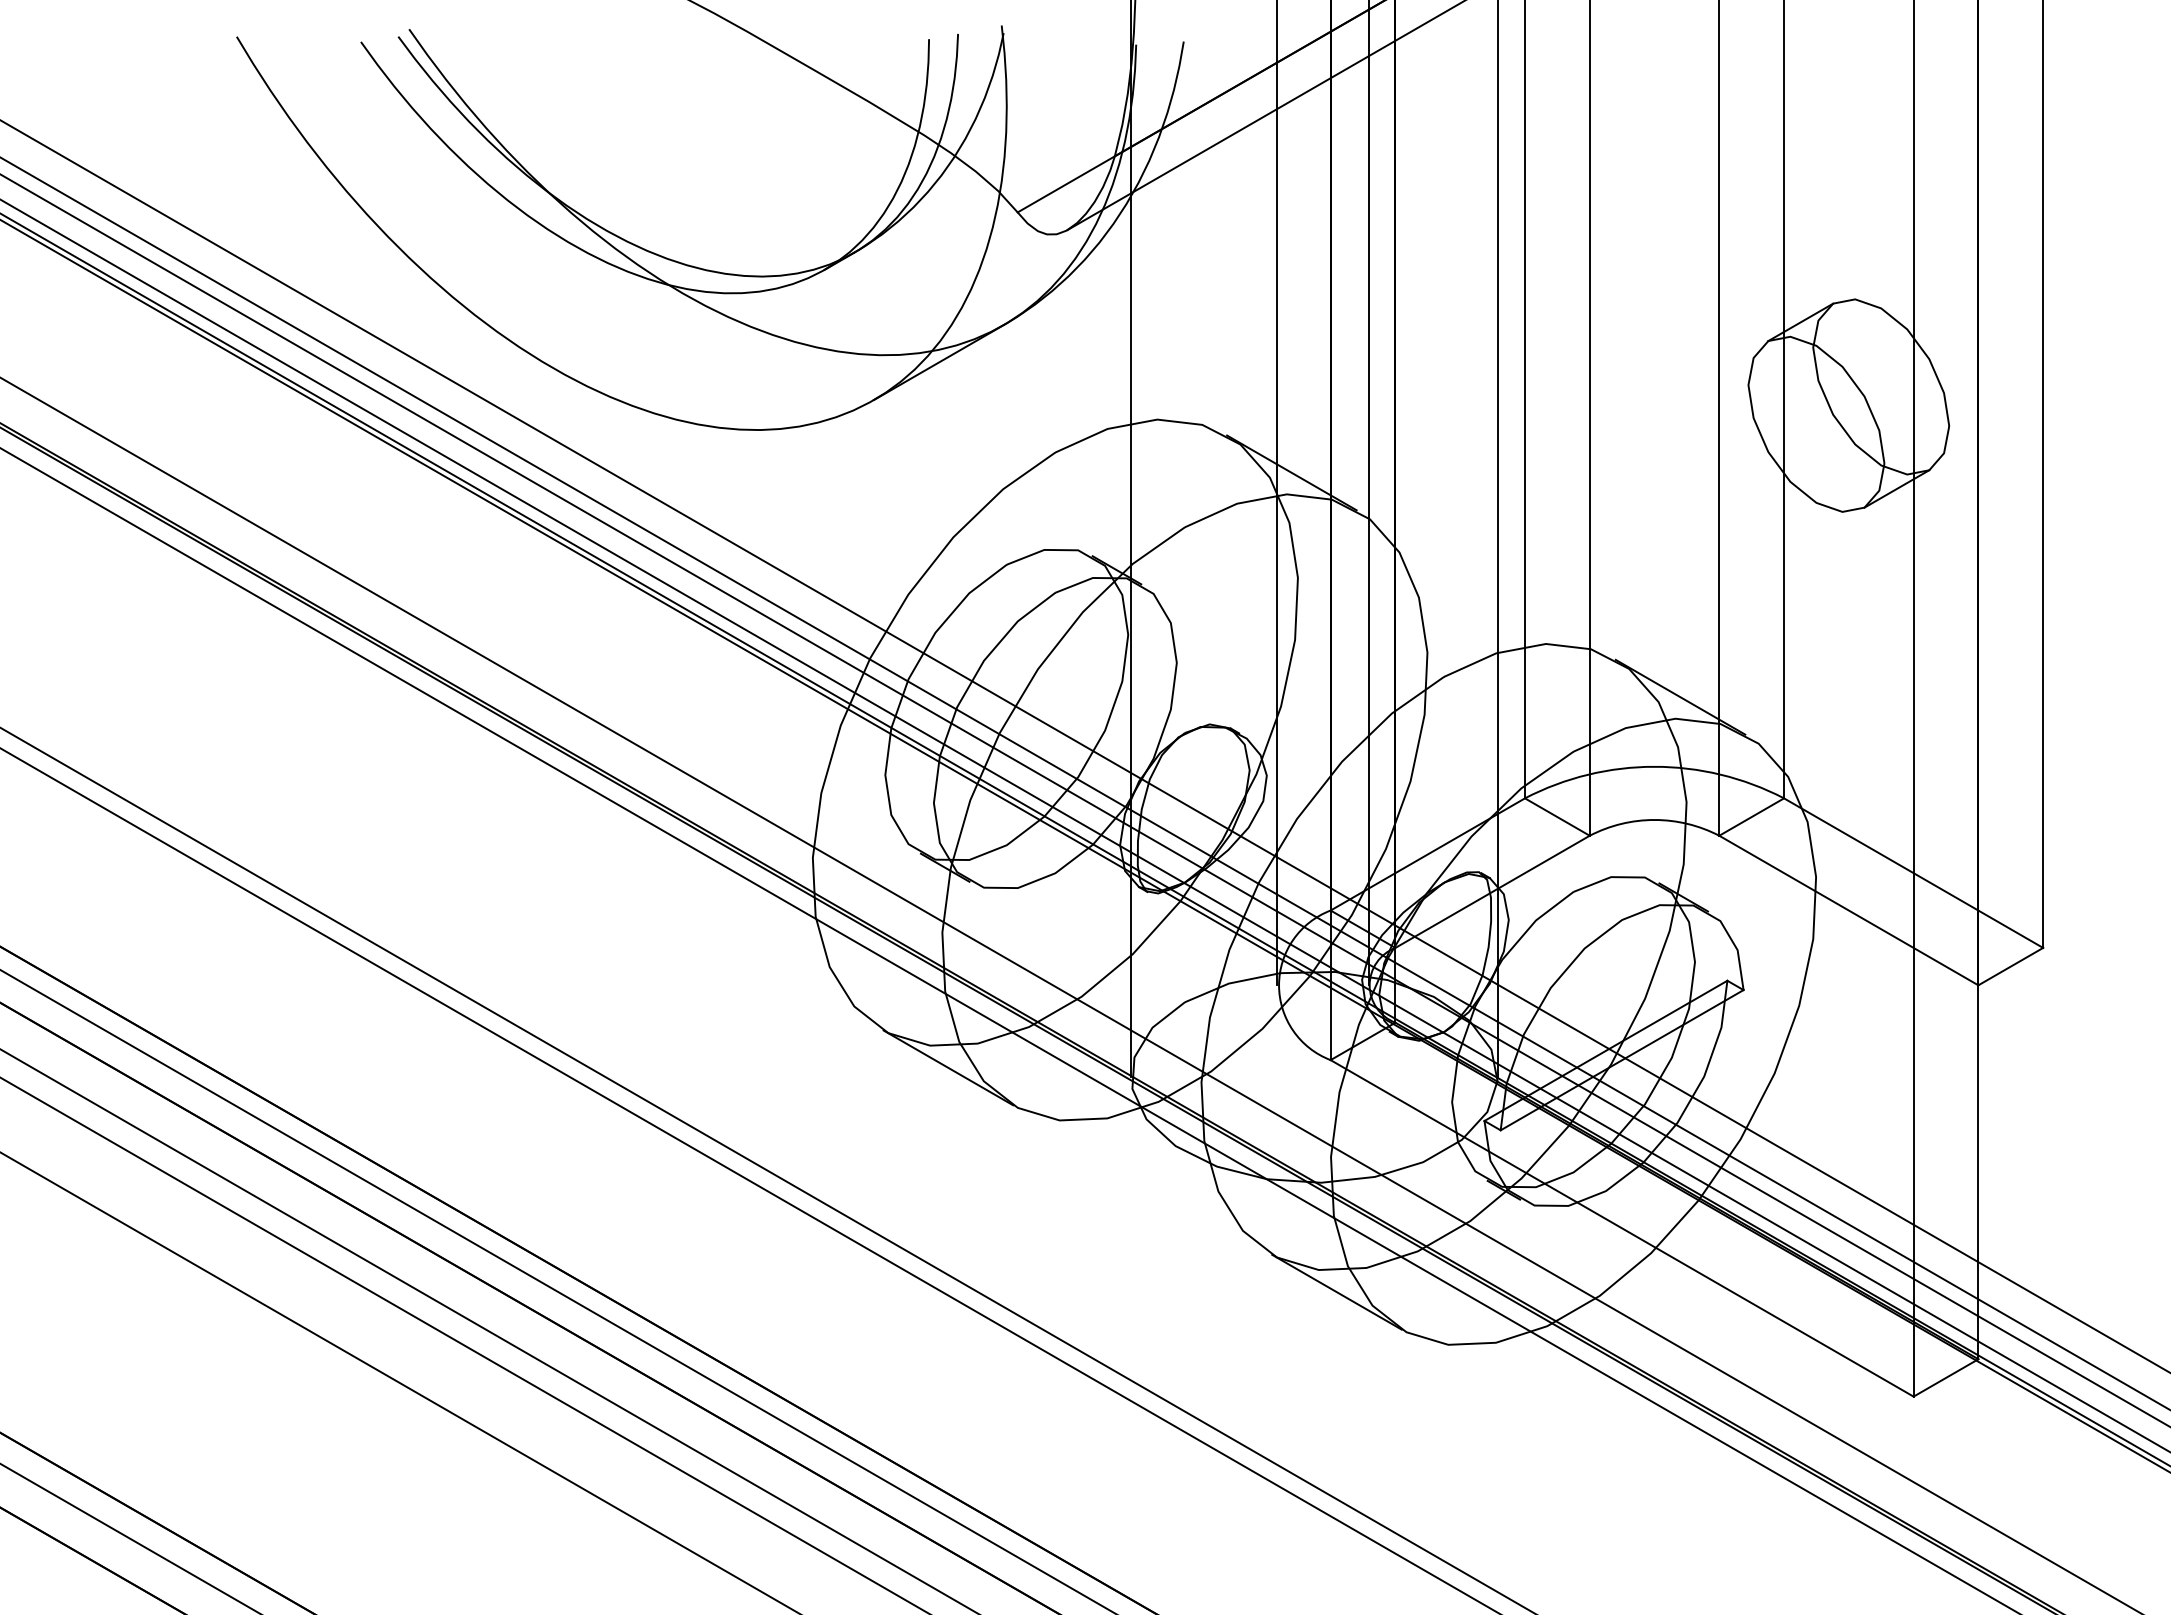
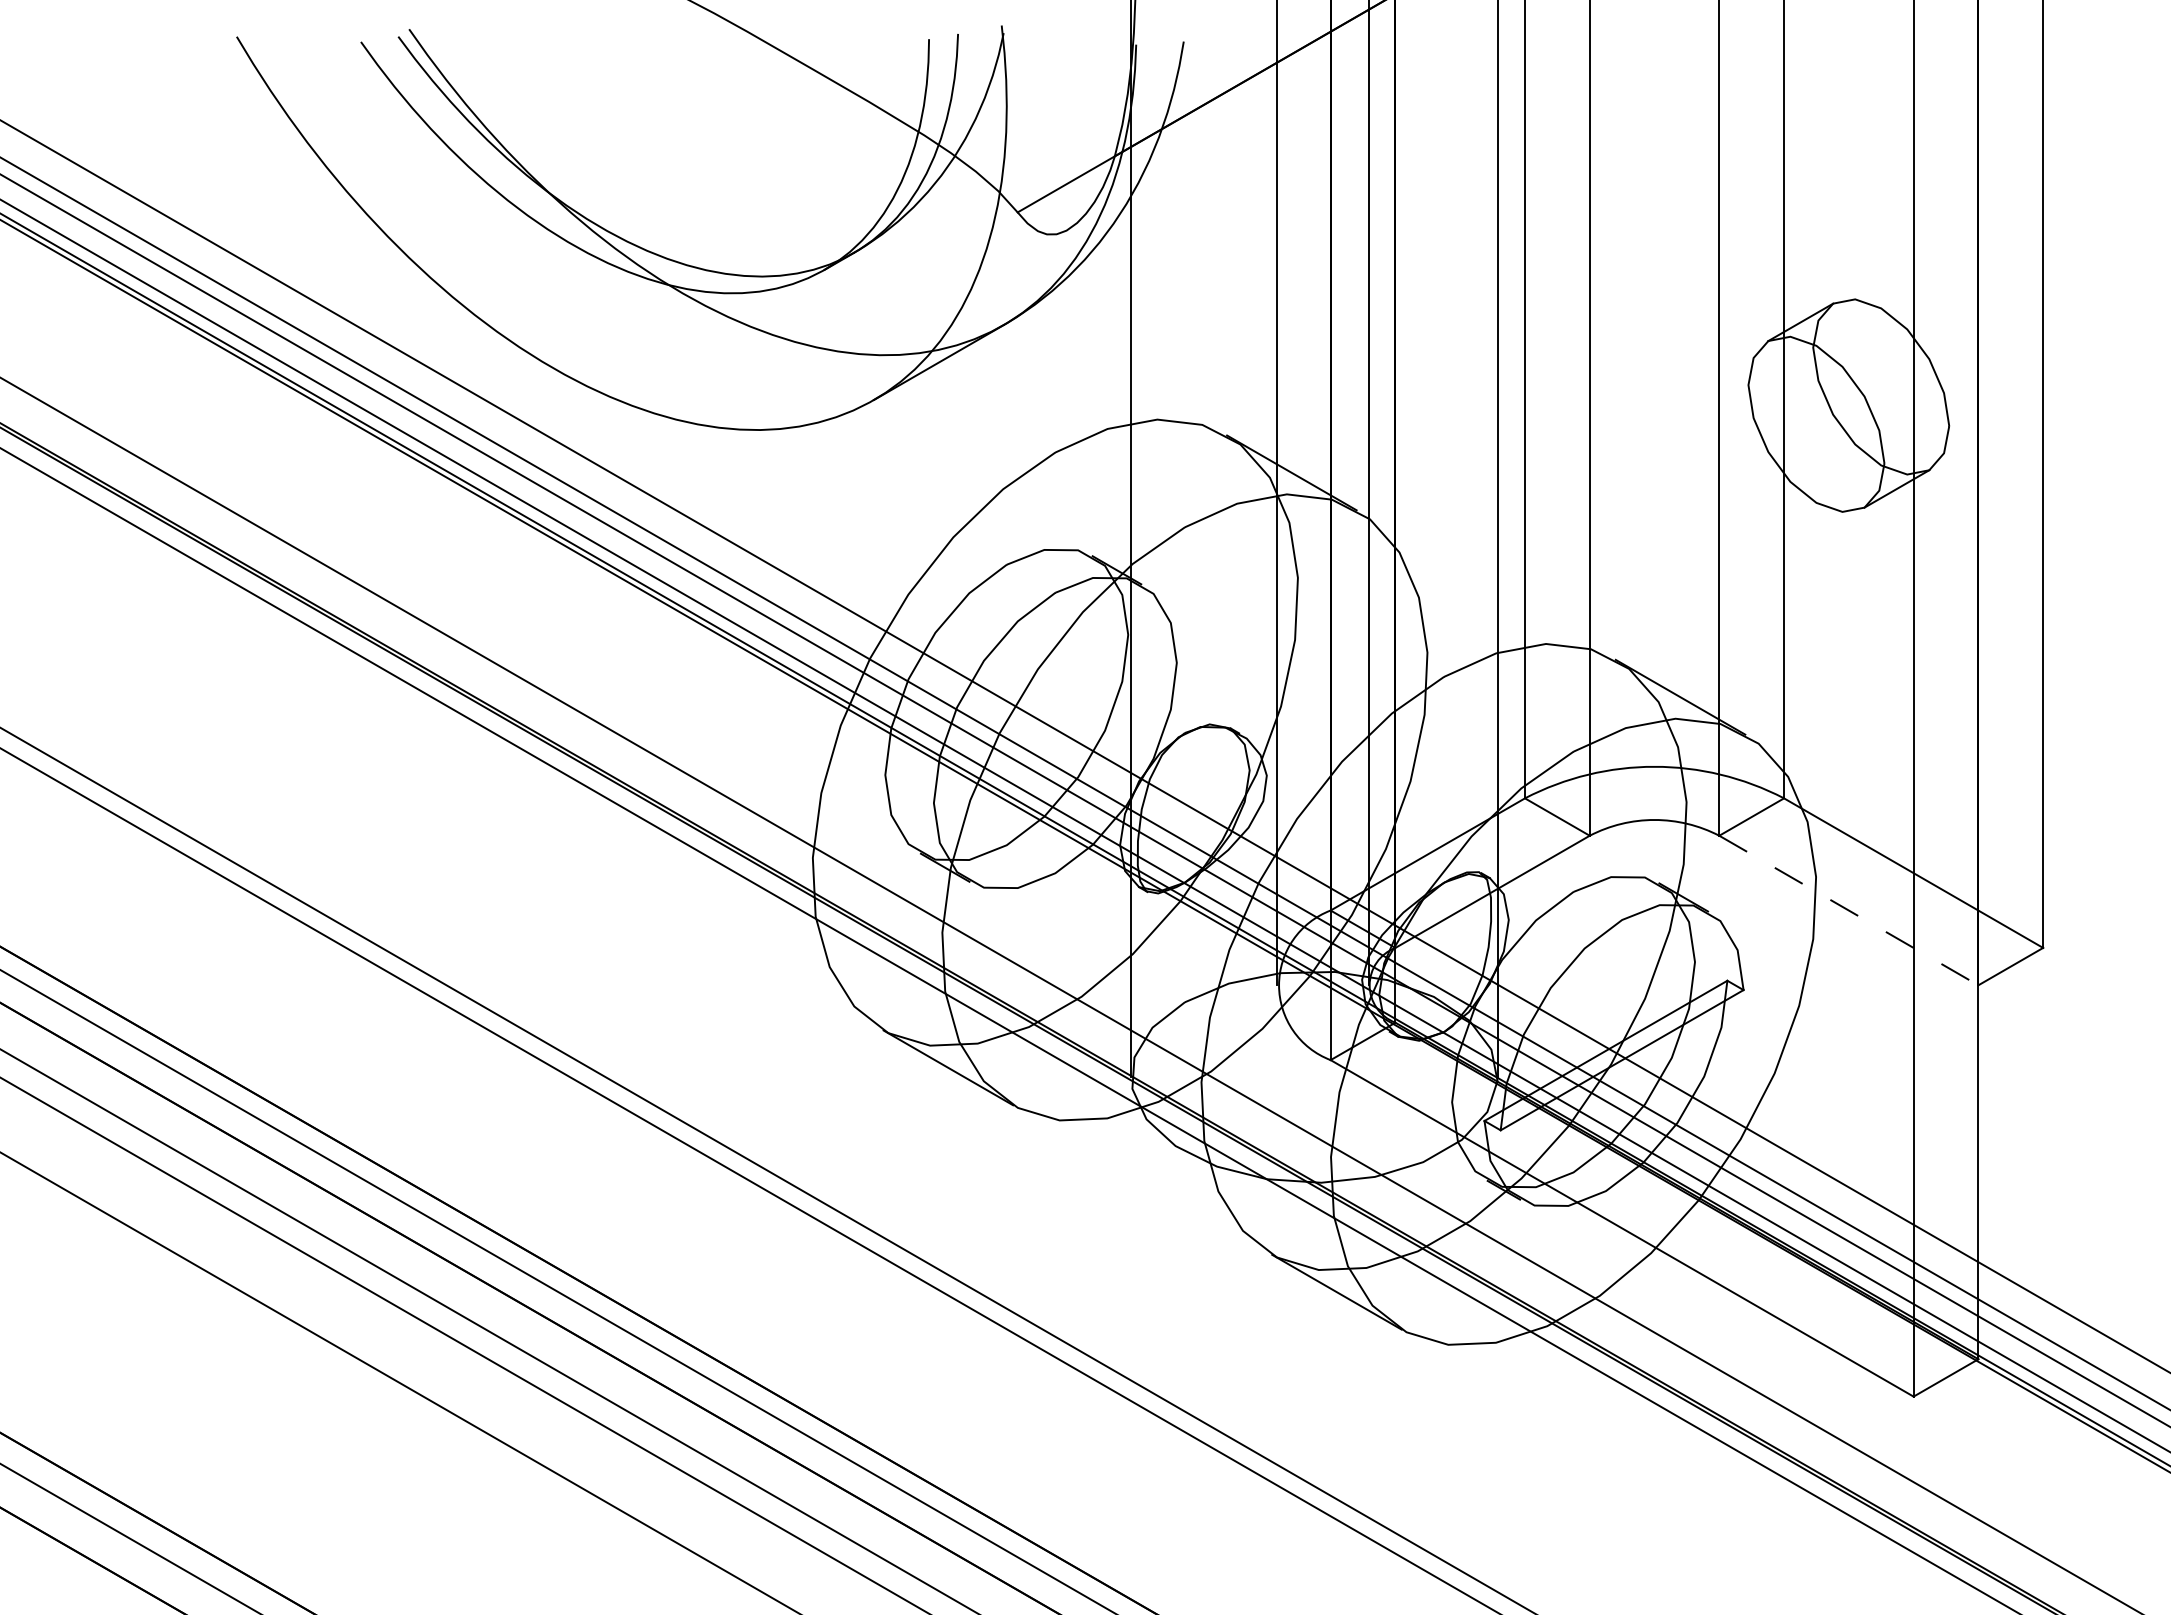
line: present -> none (1264, 116)
line: solid -> dashed (1848, 910)
